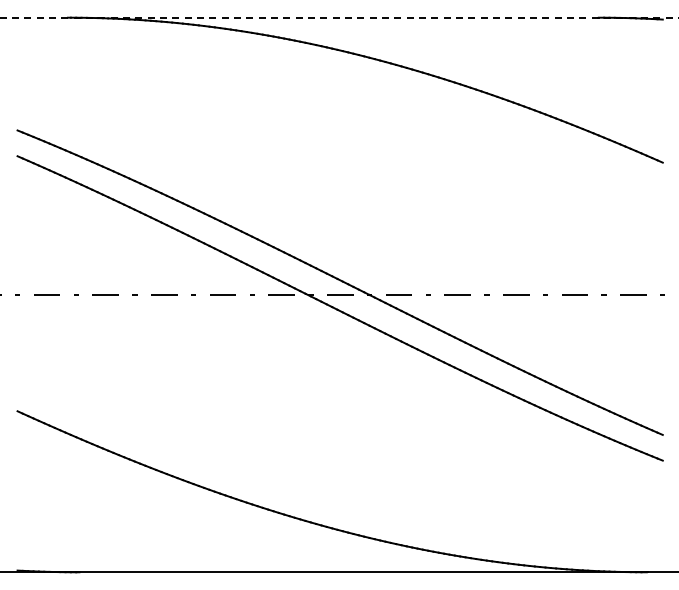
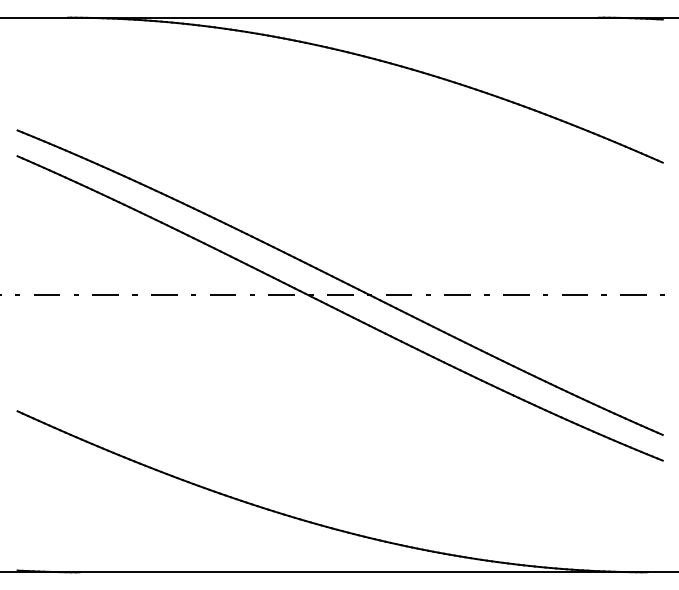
line: dashed -> solid (339, 17)
